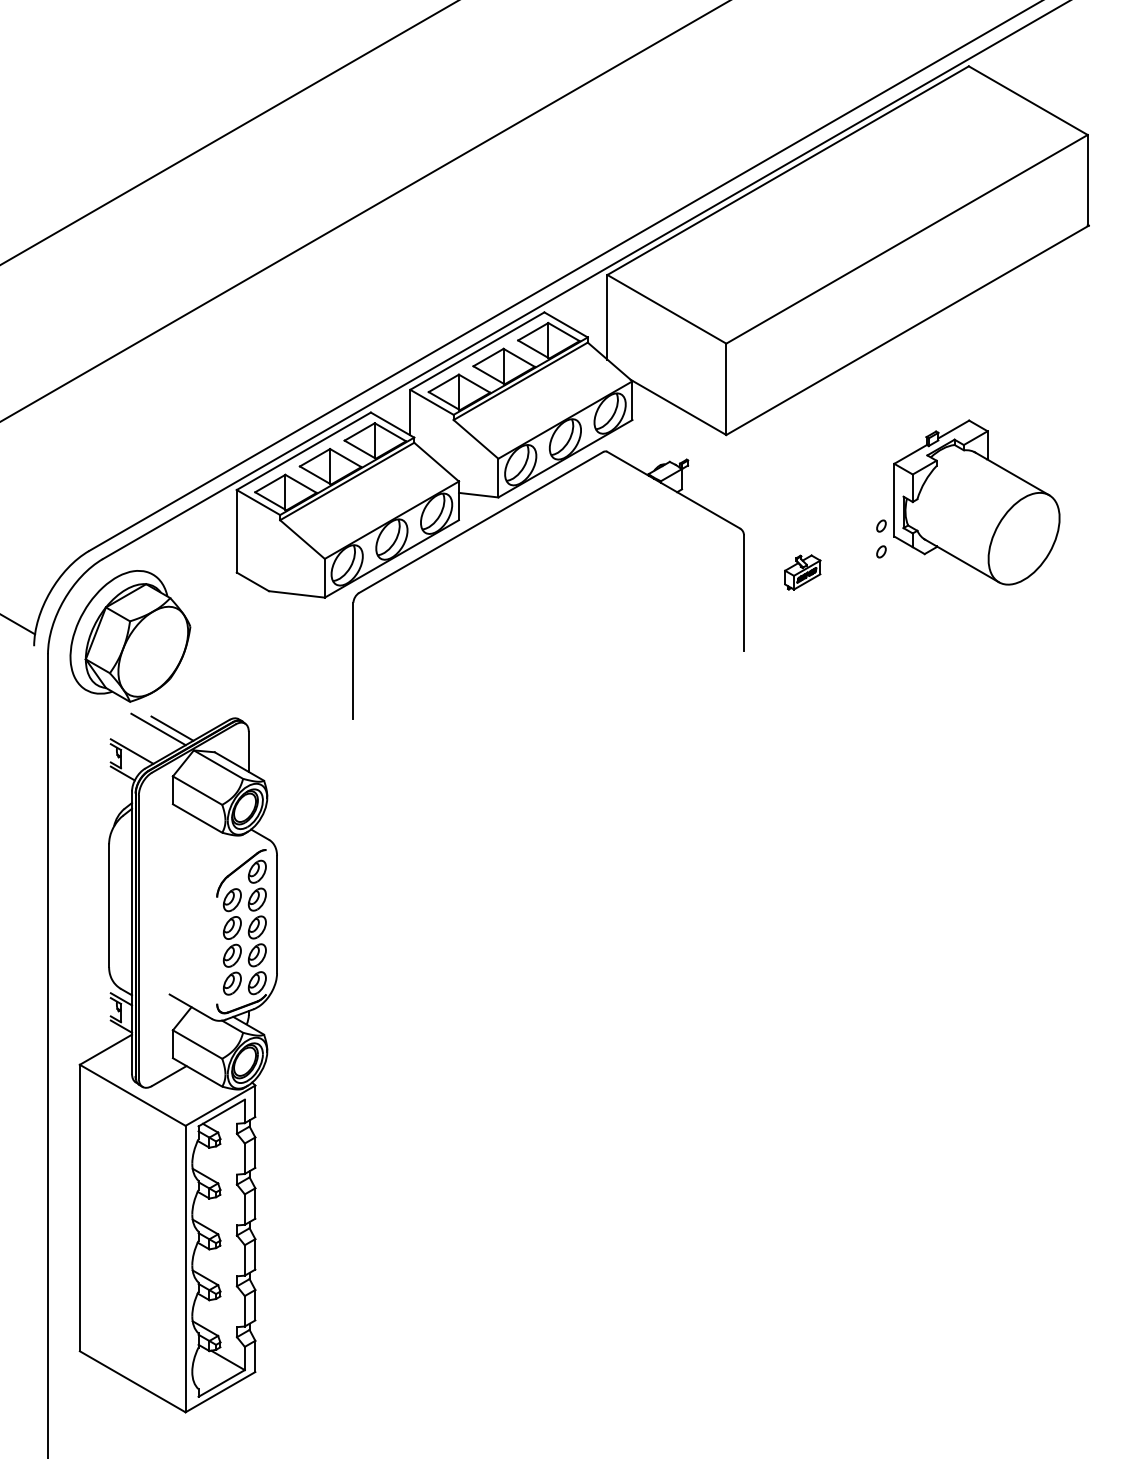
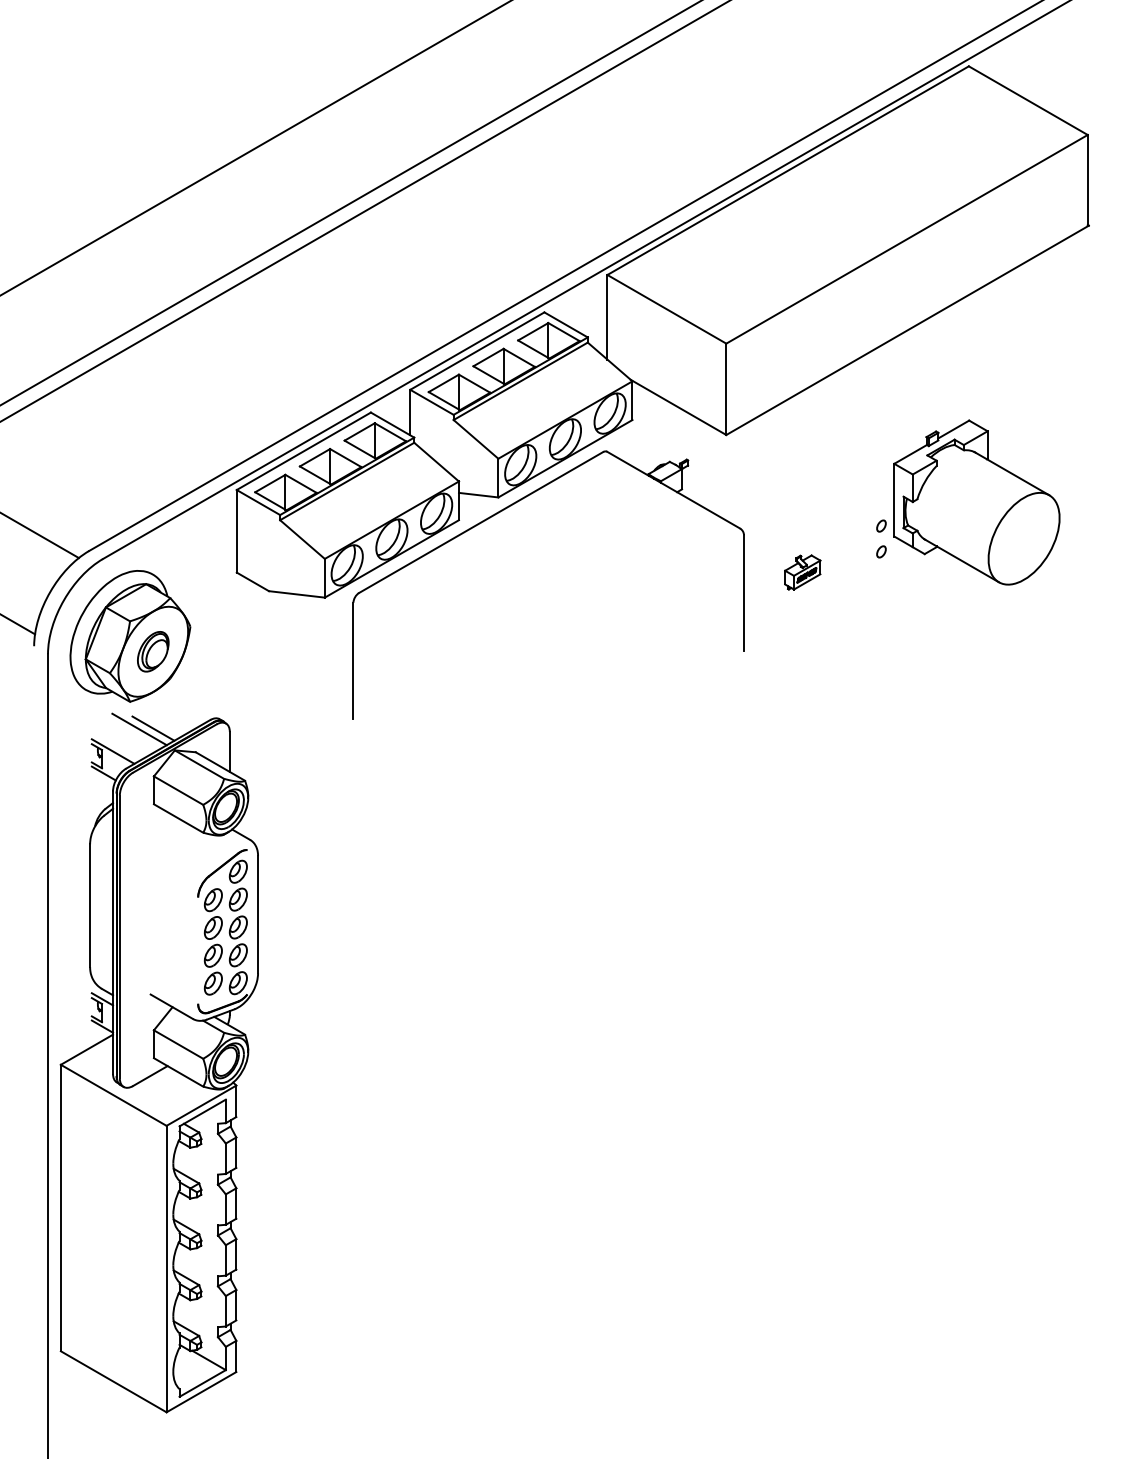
line position: (229, 133) -> (255, 148) (255, 148)
line: none -> present (350, 203)
line: none -> present (40, 535)
part: none -> present (153, 651)
part position: (177, 1062) -> (158, 1062) (158, 1062)
